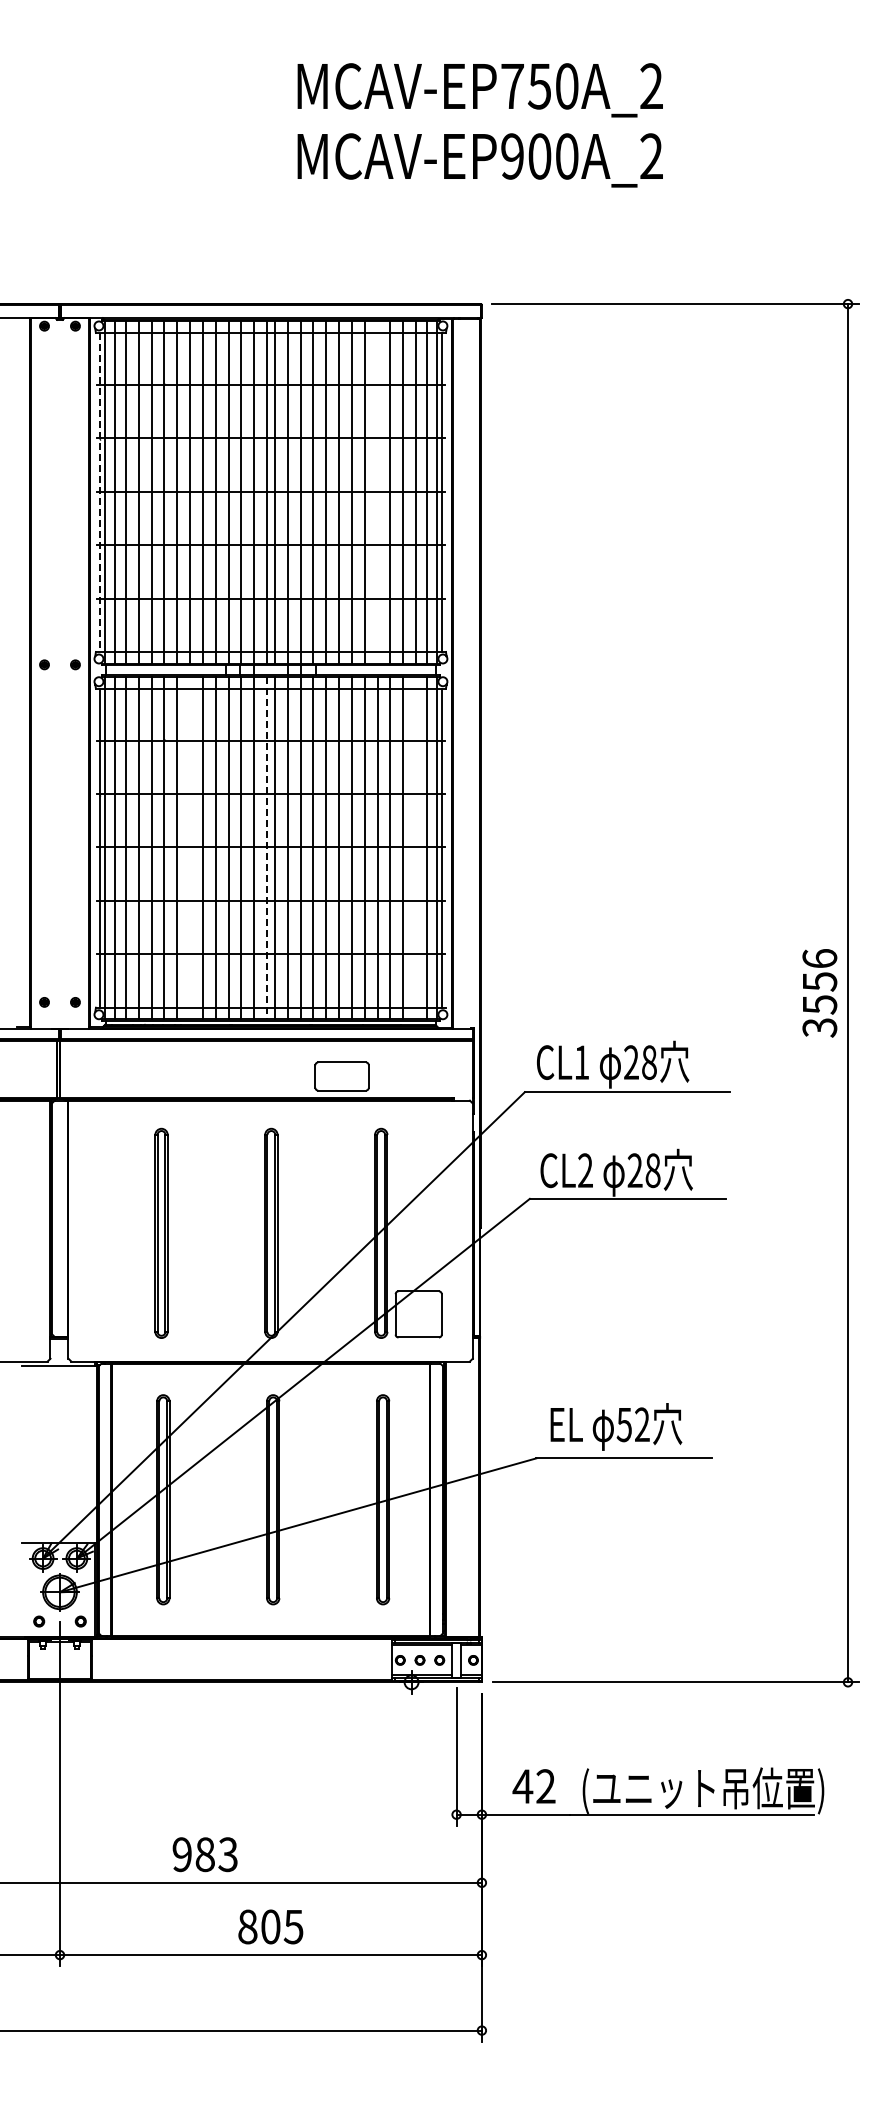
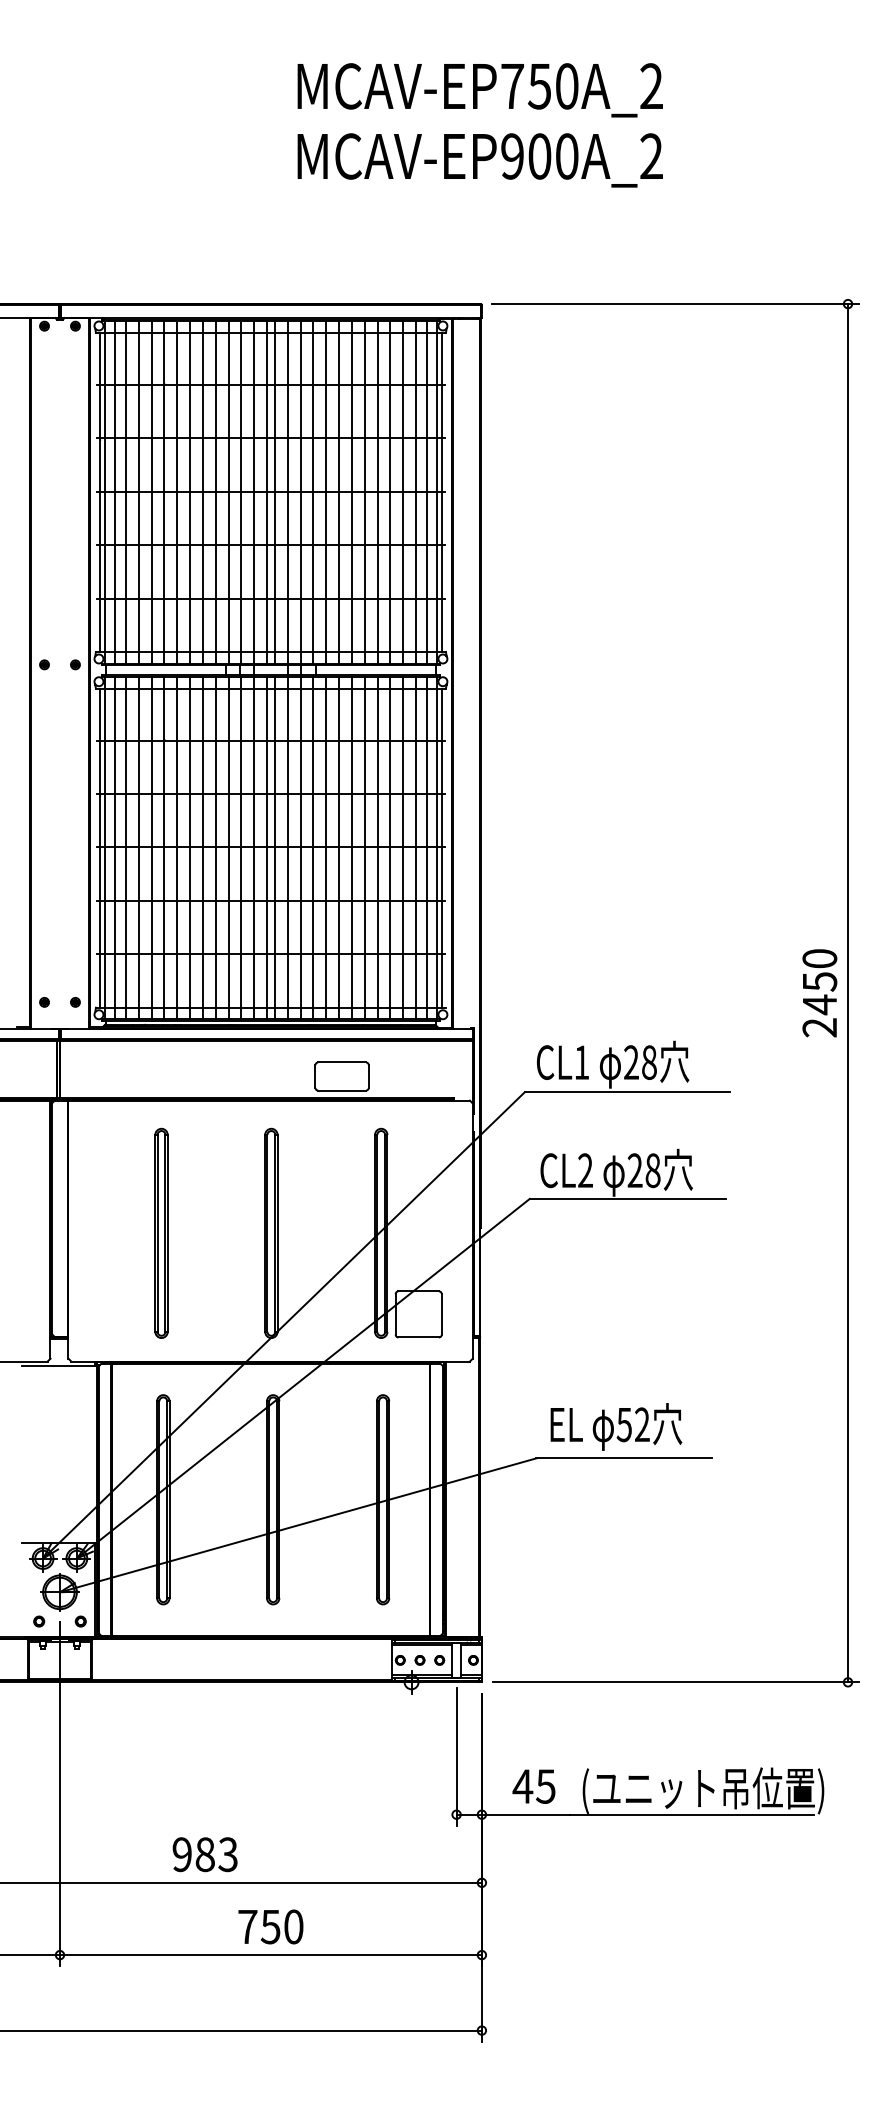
line: dashed -> solid (99, 492)
line: none -> present (377, 492)
line: none -> present (190, 848)
line: dashed -> solid (267, 848)
line: none -> present (415, 848)
text: 3556 -> 2450 (819, 993)
text: 42 -> 45 (545, 1786)
text: 805 -> 750 (270, 1926)
